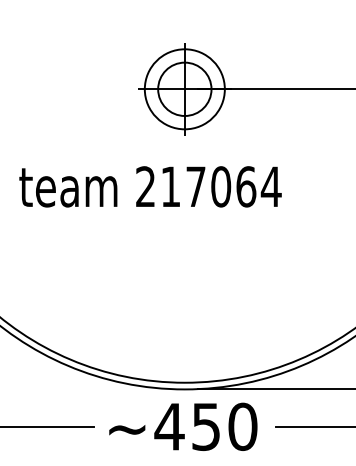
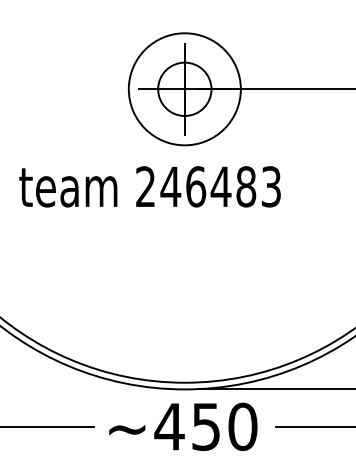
circle diameter: 80 px -> 112 px (184, 89)
text: 217064 -> 246483 (220, 186)
